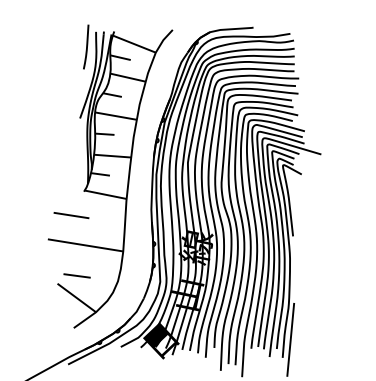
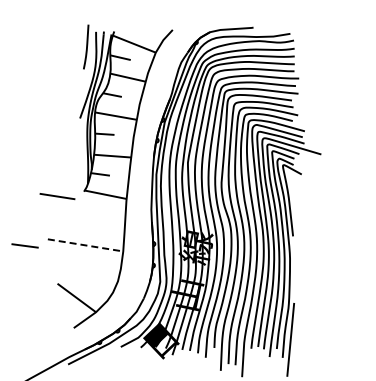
line position: (71, 215) -> (57, 196) (57, 196)
line: solid -> dashed (86, 245)
line position: (76, 275) -> (24, 245) (24, 245)
